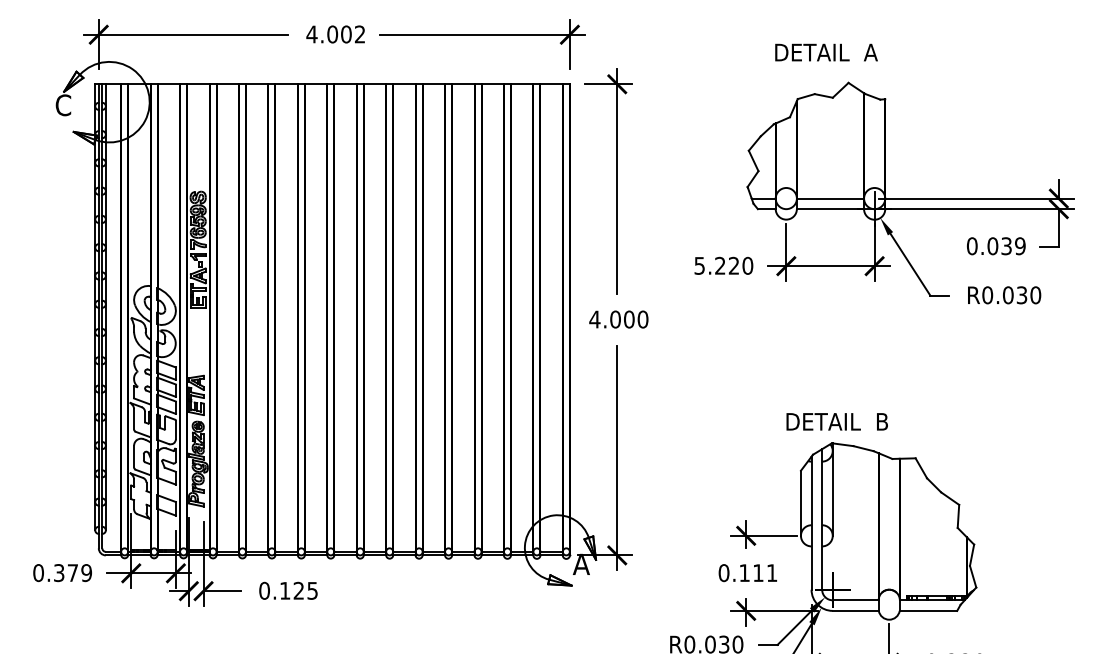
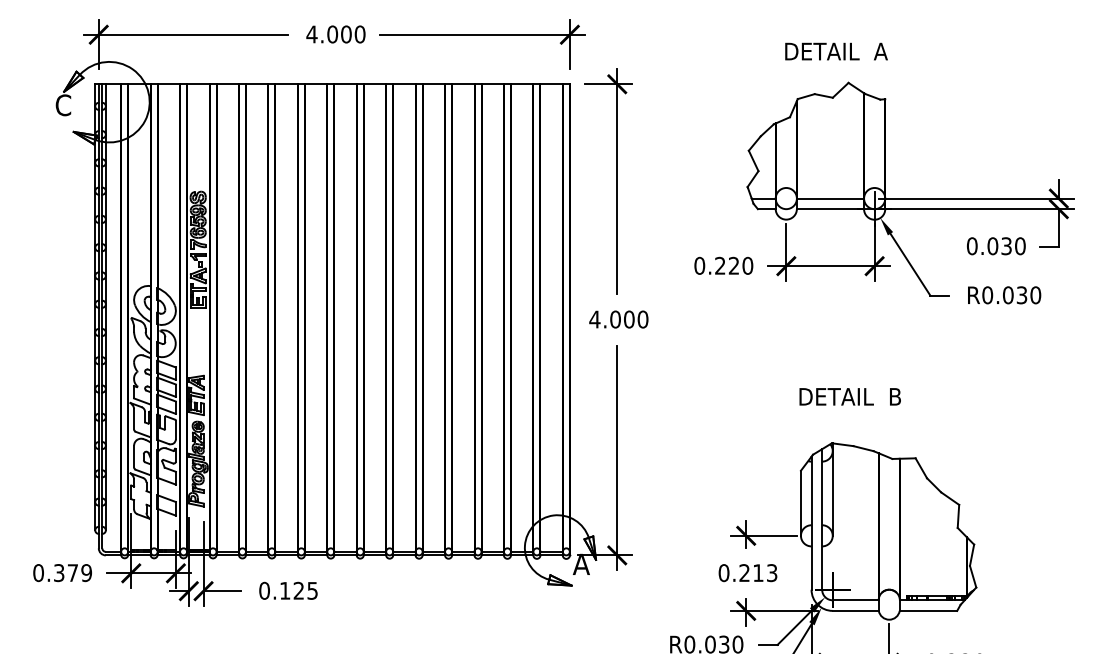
text: 4.002 -> 4.000 (359, 34)
text position: (826, 52) -> (836, 51) (836, 51)
text: 0.039 -> 0.030 (1020, 246)
text: 5.220 -> 0.220 (699, 265)
text position: (836, 421) -> (849, 396) (849, 396)
text: 0.111 -> 0.213 (758, 573)
